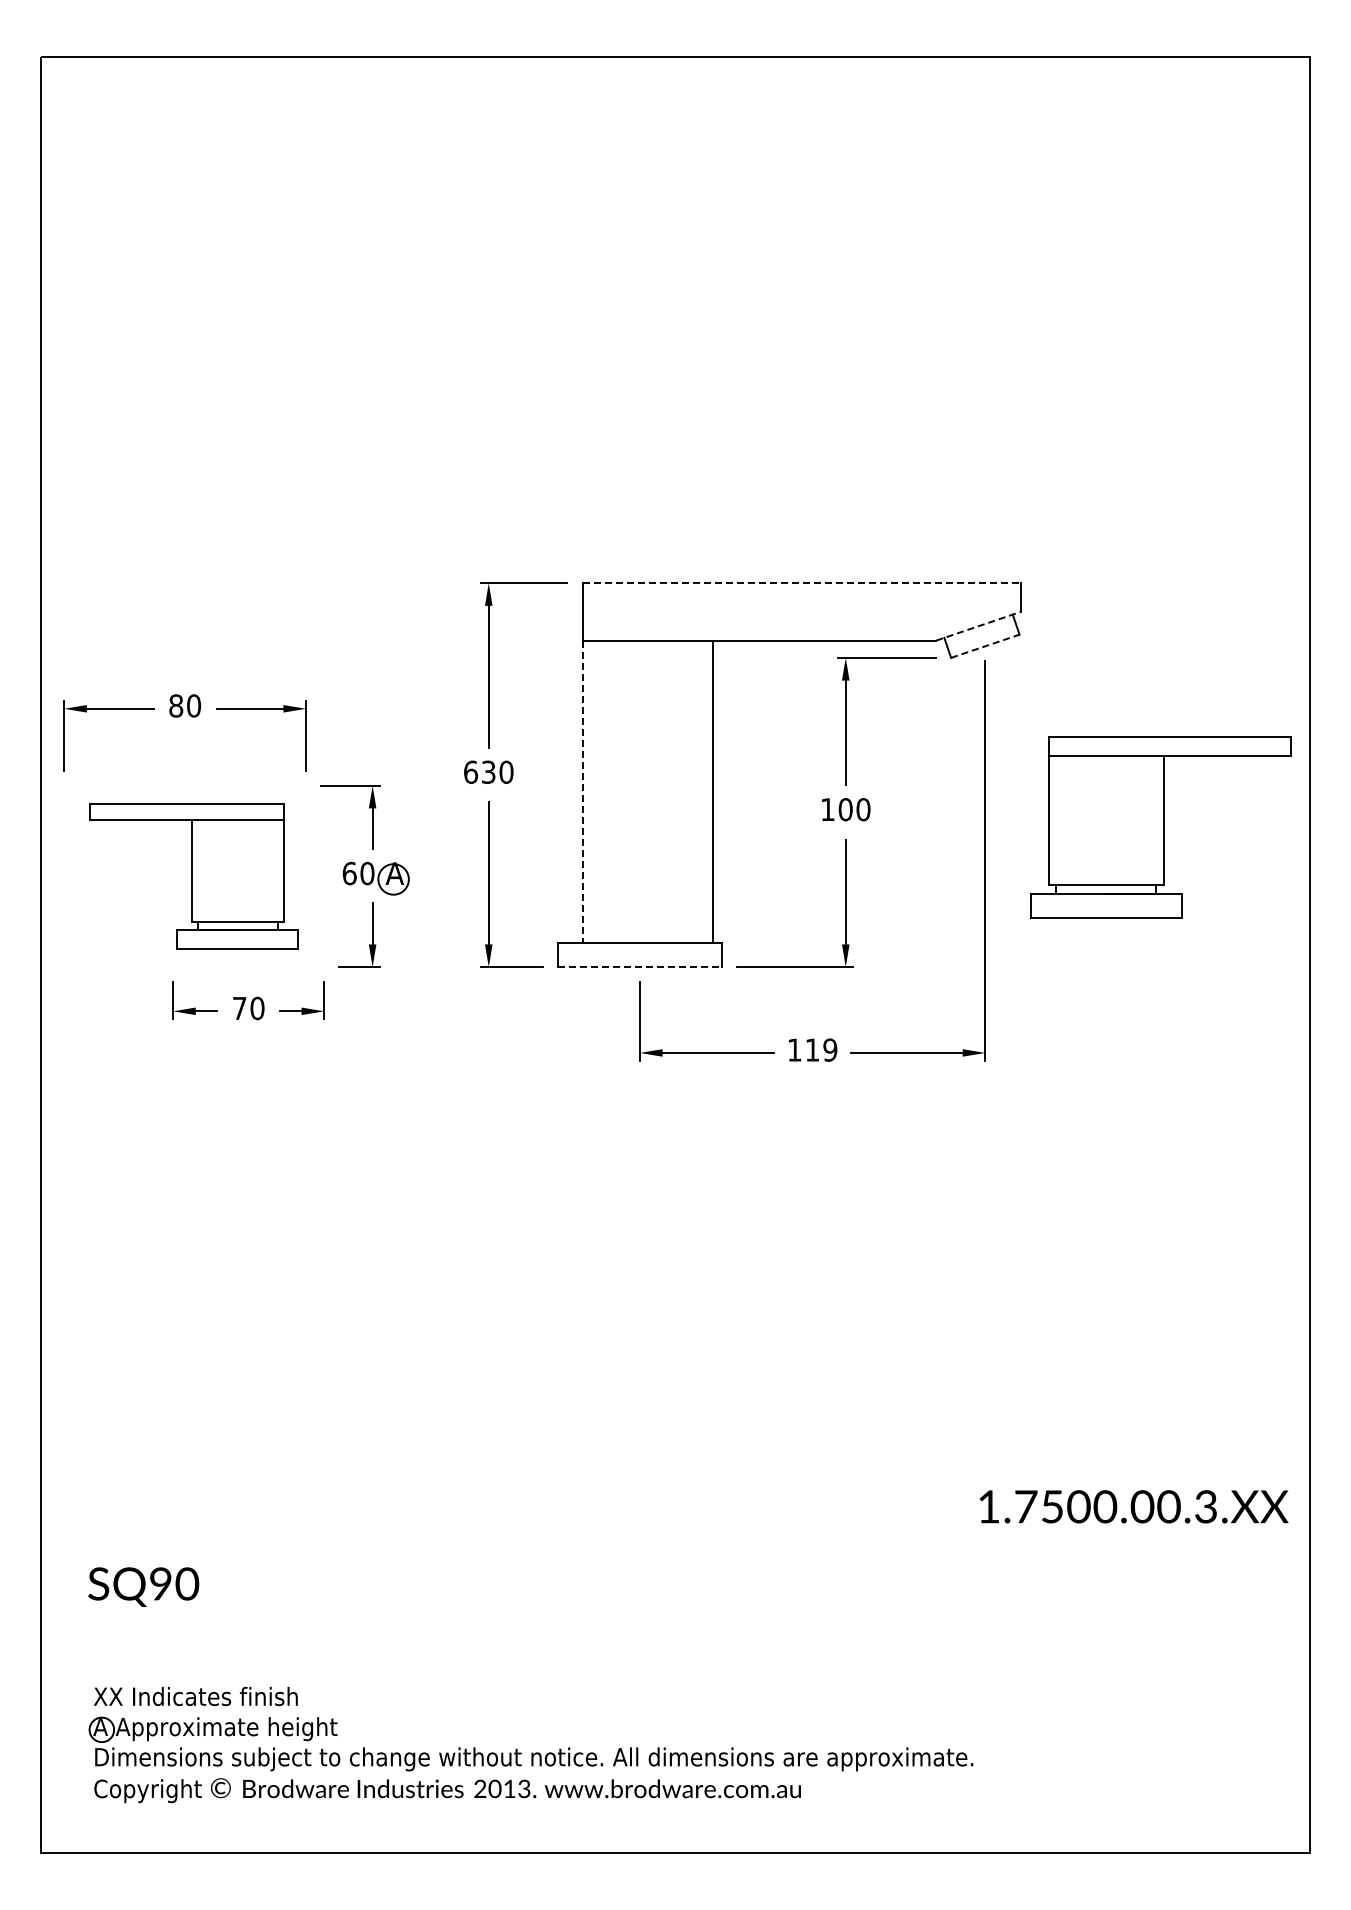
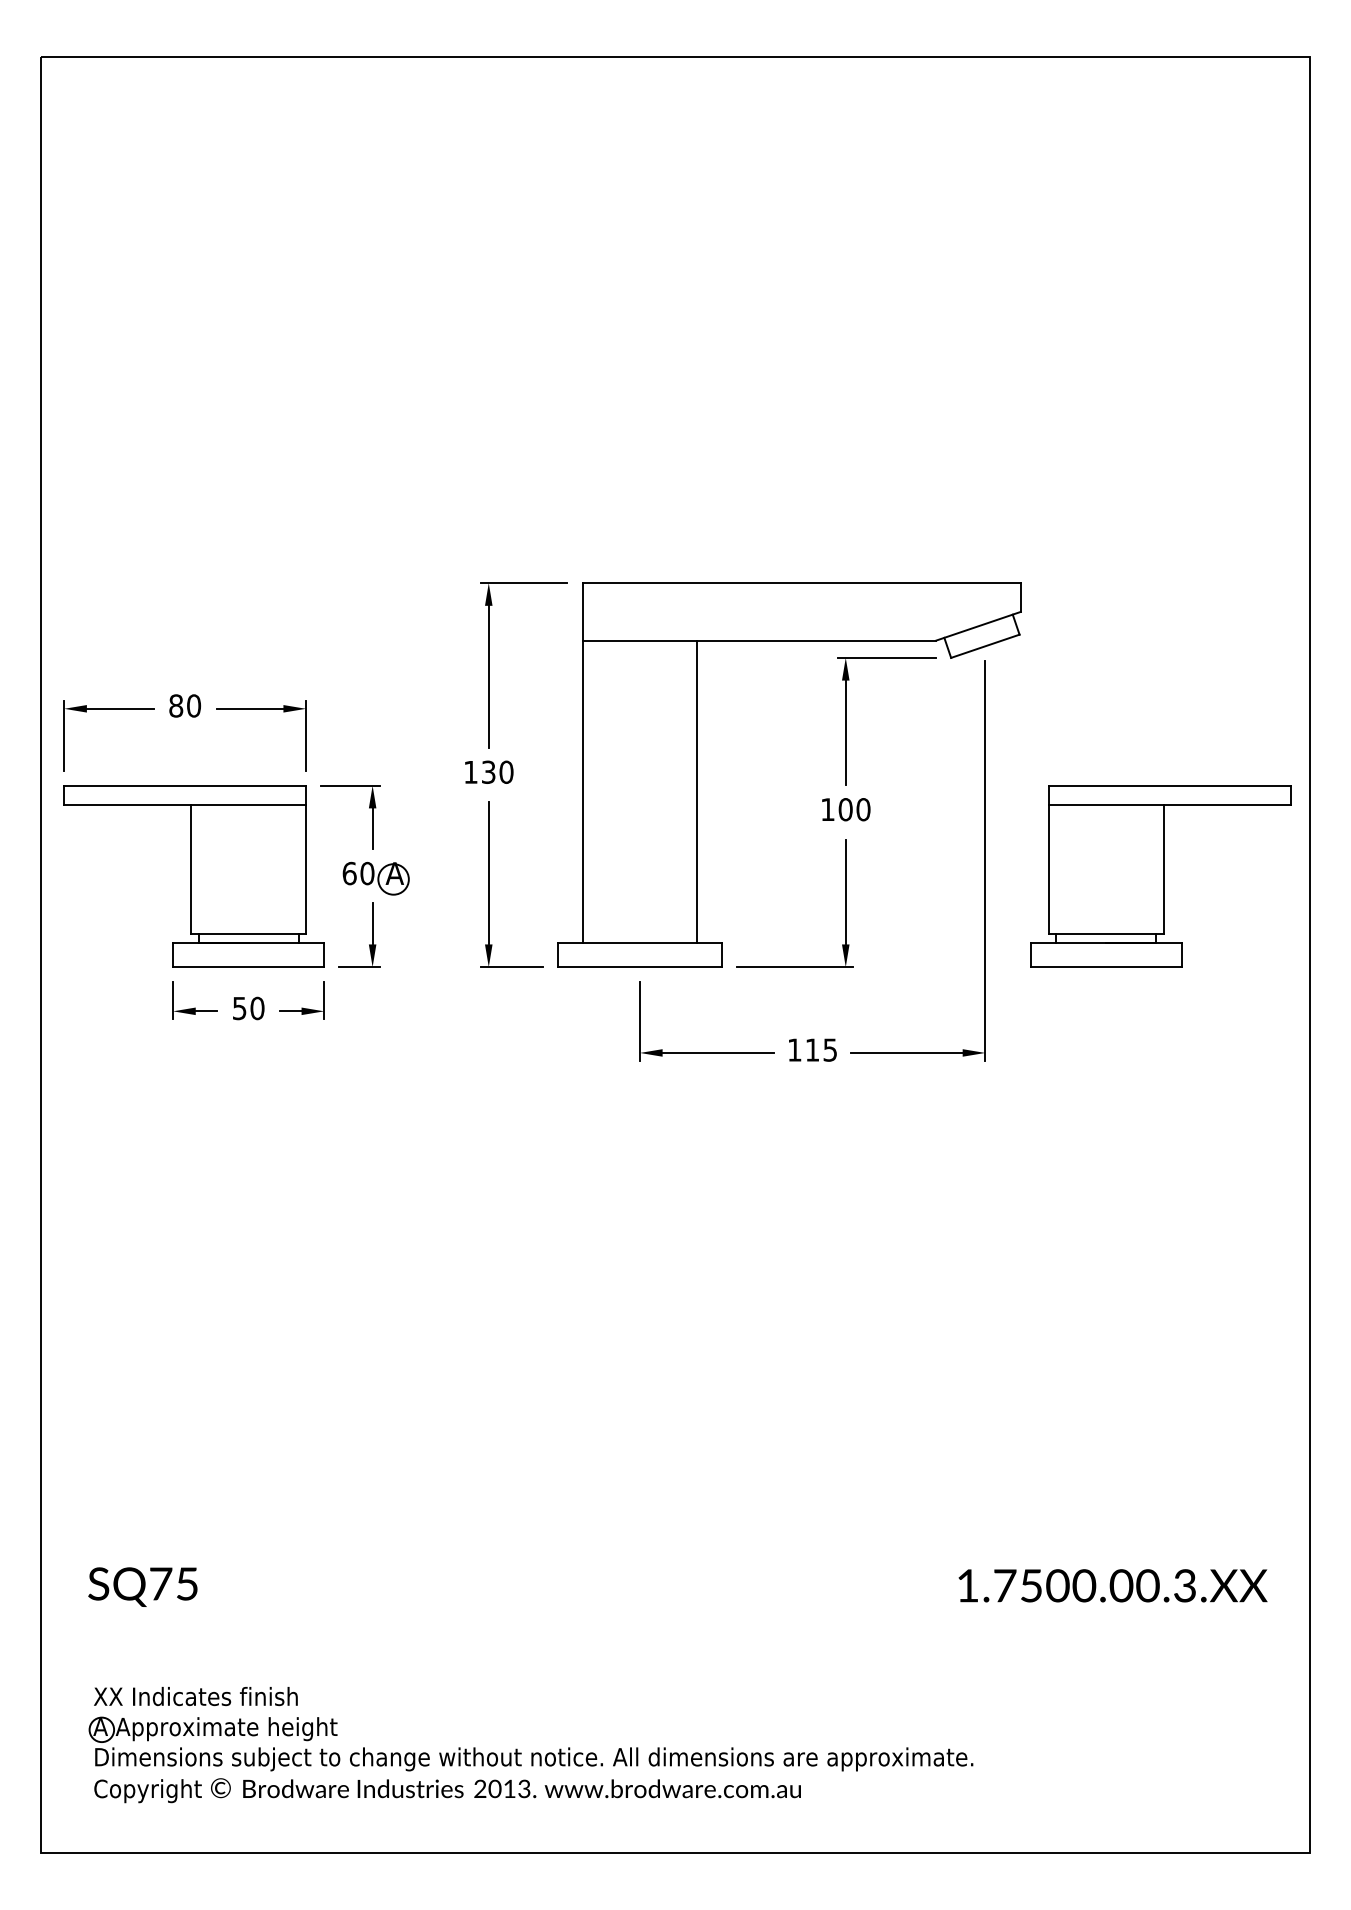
line: dashed -> solid (802, 583)
line: dashed -> solid (978, 626)
line: dashed -> solid (985, 646)
text: 630 -> 130 (471, 771)
line position: (713, 791) -> (697, 791) (697, 791)
line: dashed -> solid (582, 792)
part position: (1160, 827) -> (1160, 876) (1160, 876)
part size: 210x147 px -> 262x183 px (193, 876)
line: dashed -> solid (639, 967)
text: 70 -> 50 (239, 1008)
text: 119 -> 115 (830, 1049)
text position: (1133, 1506) -> (1112, 1585) (1112, 1585)
text: SQ90 -> SQ75 (174, 1583)
